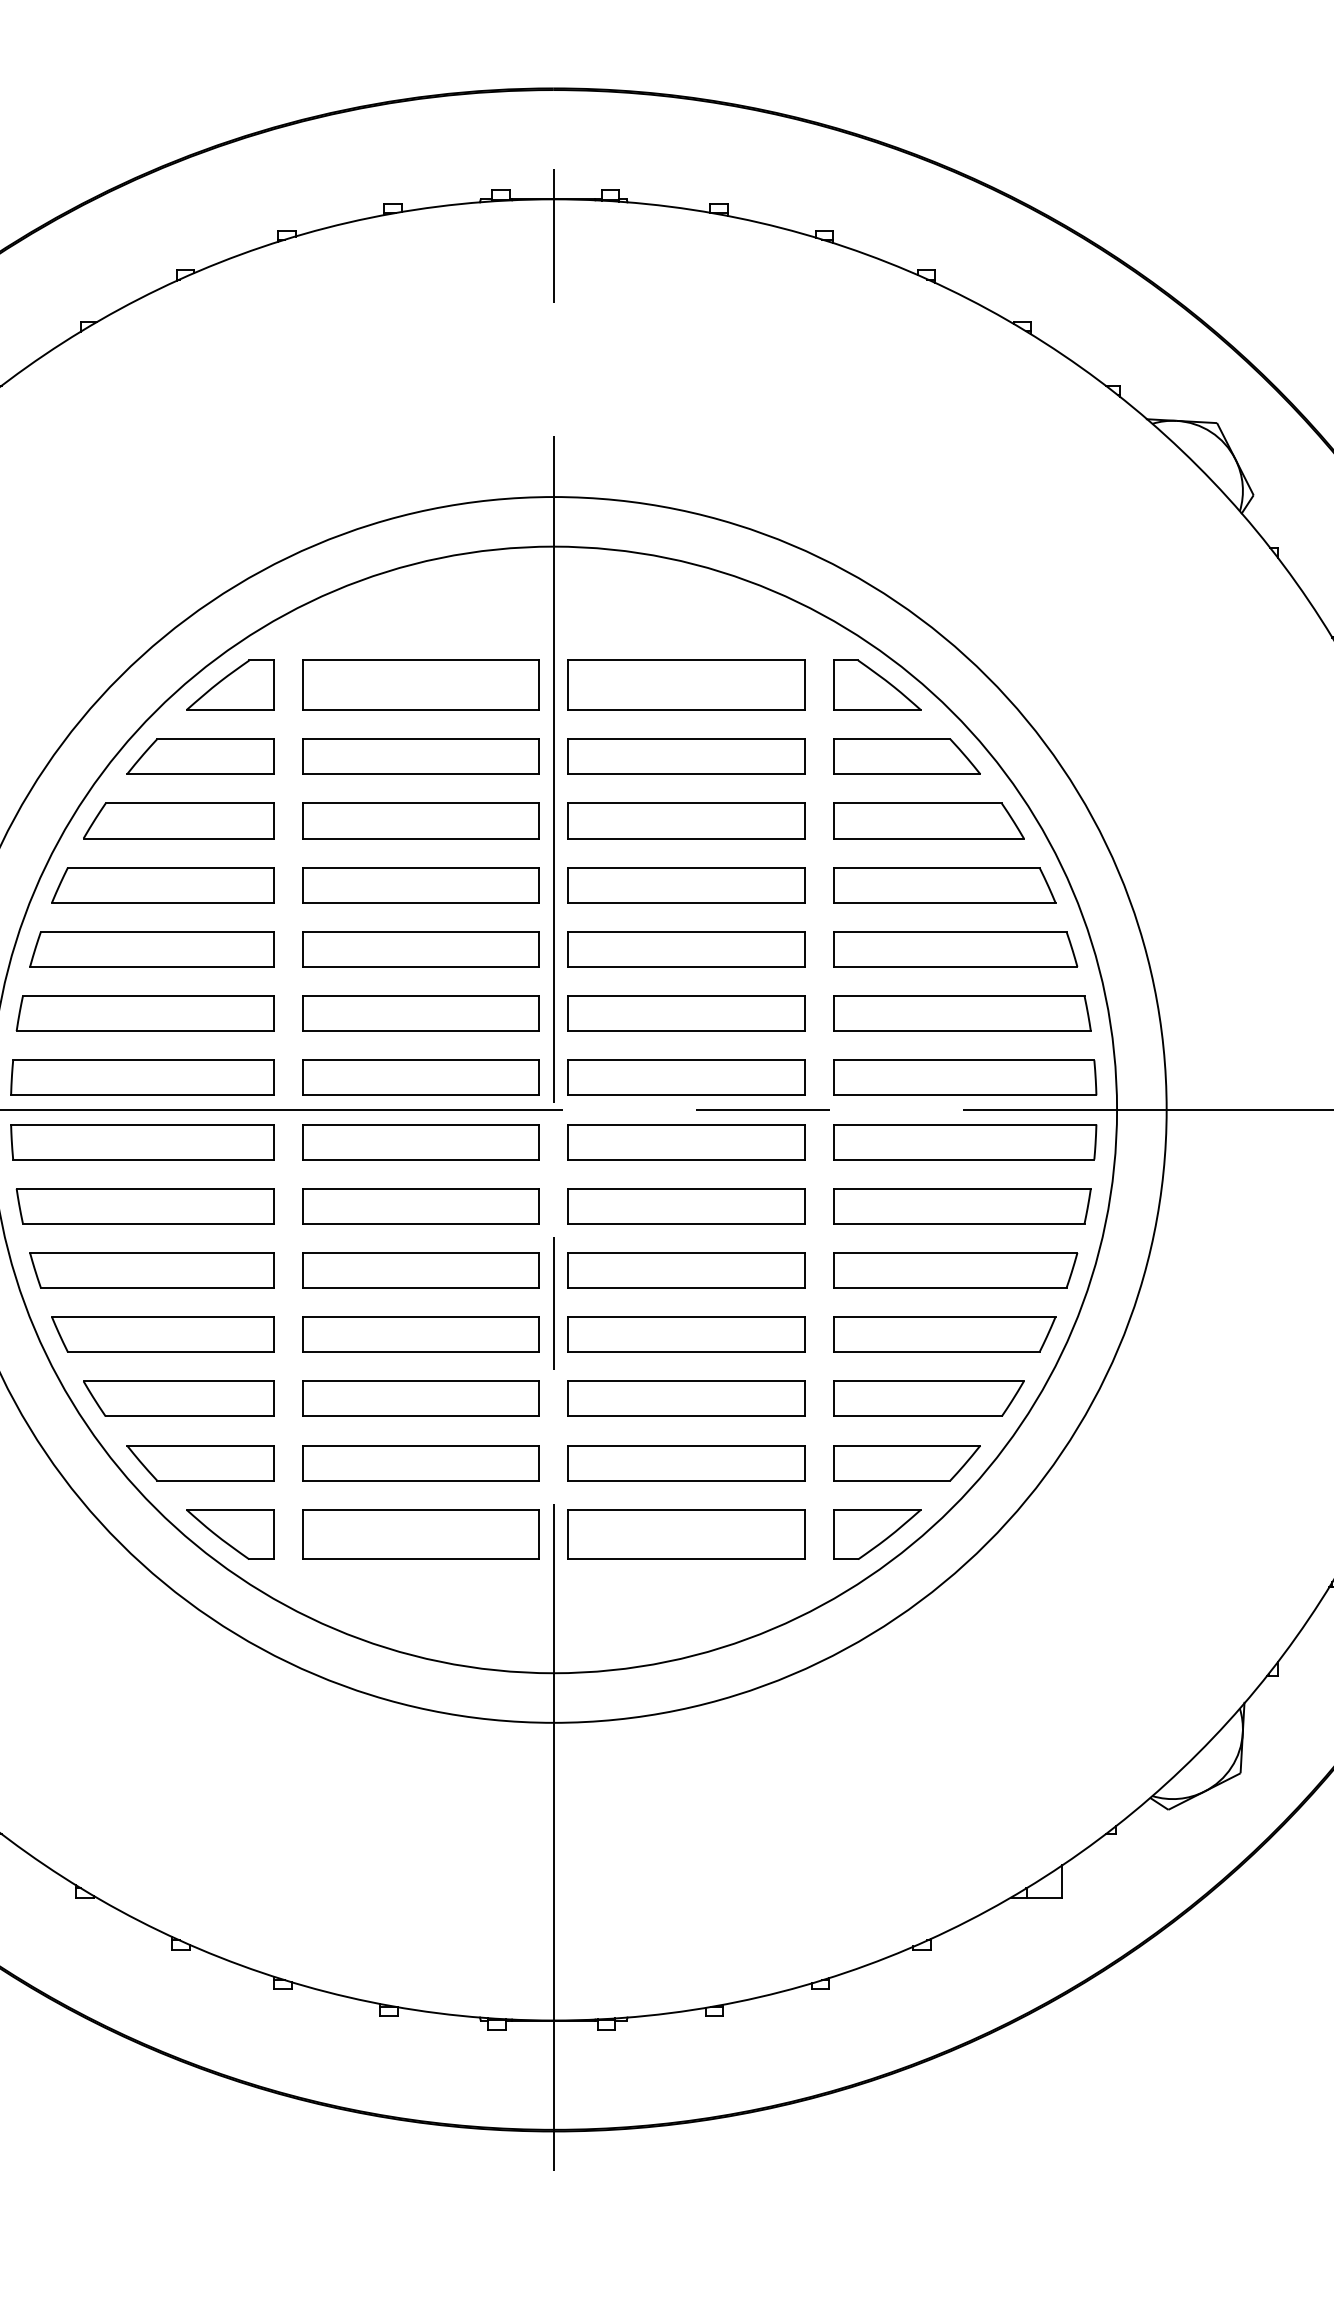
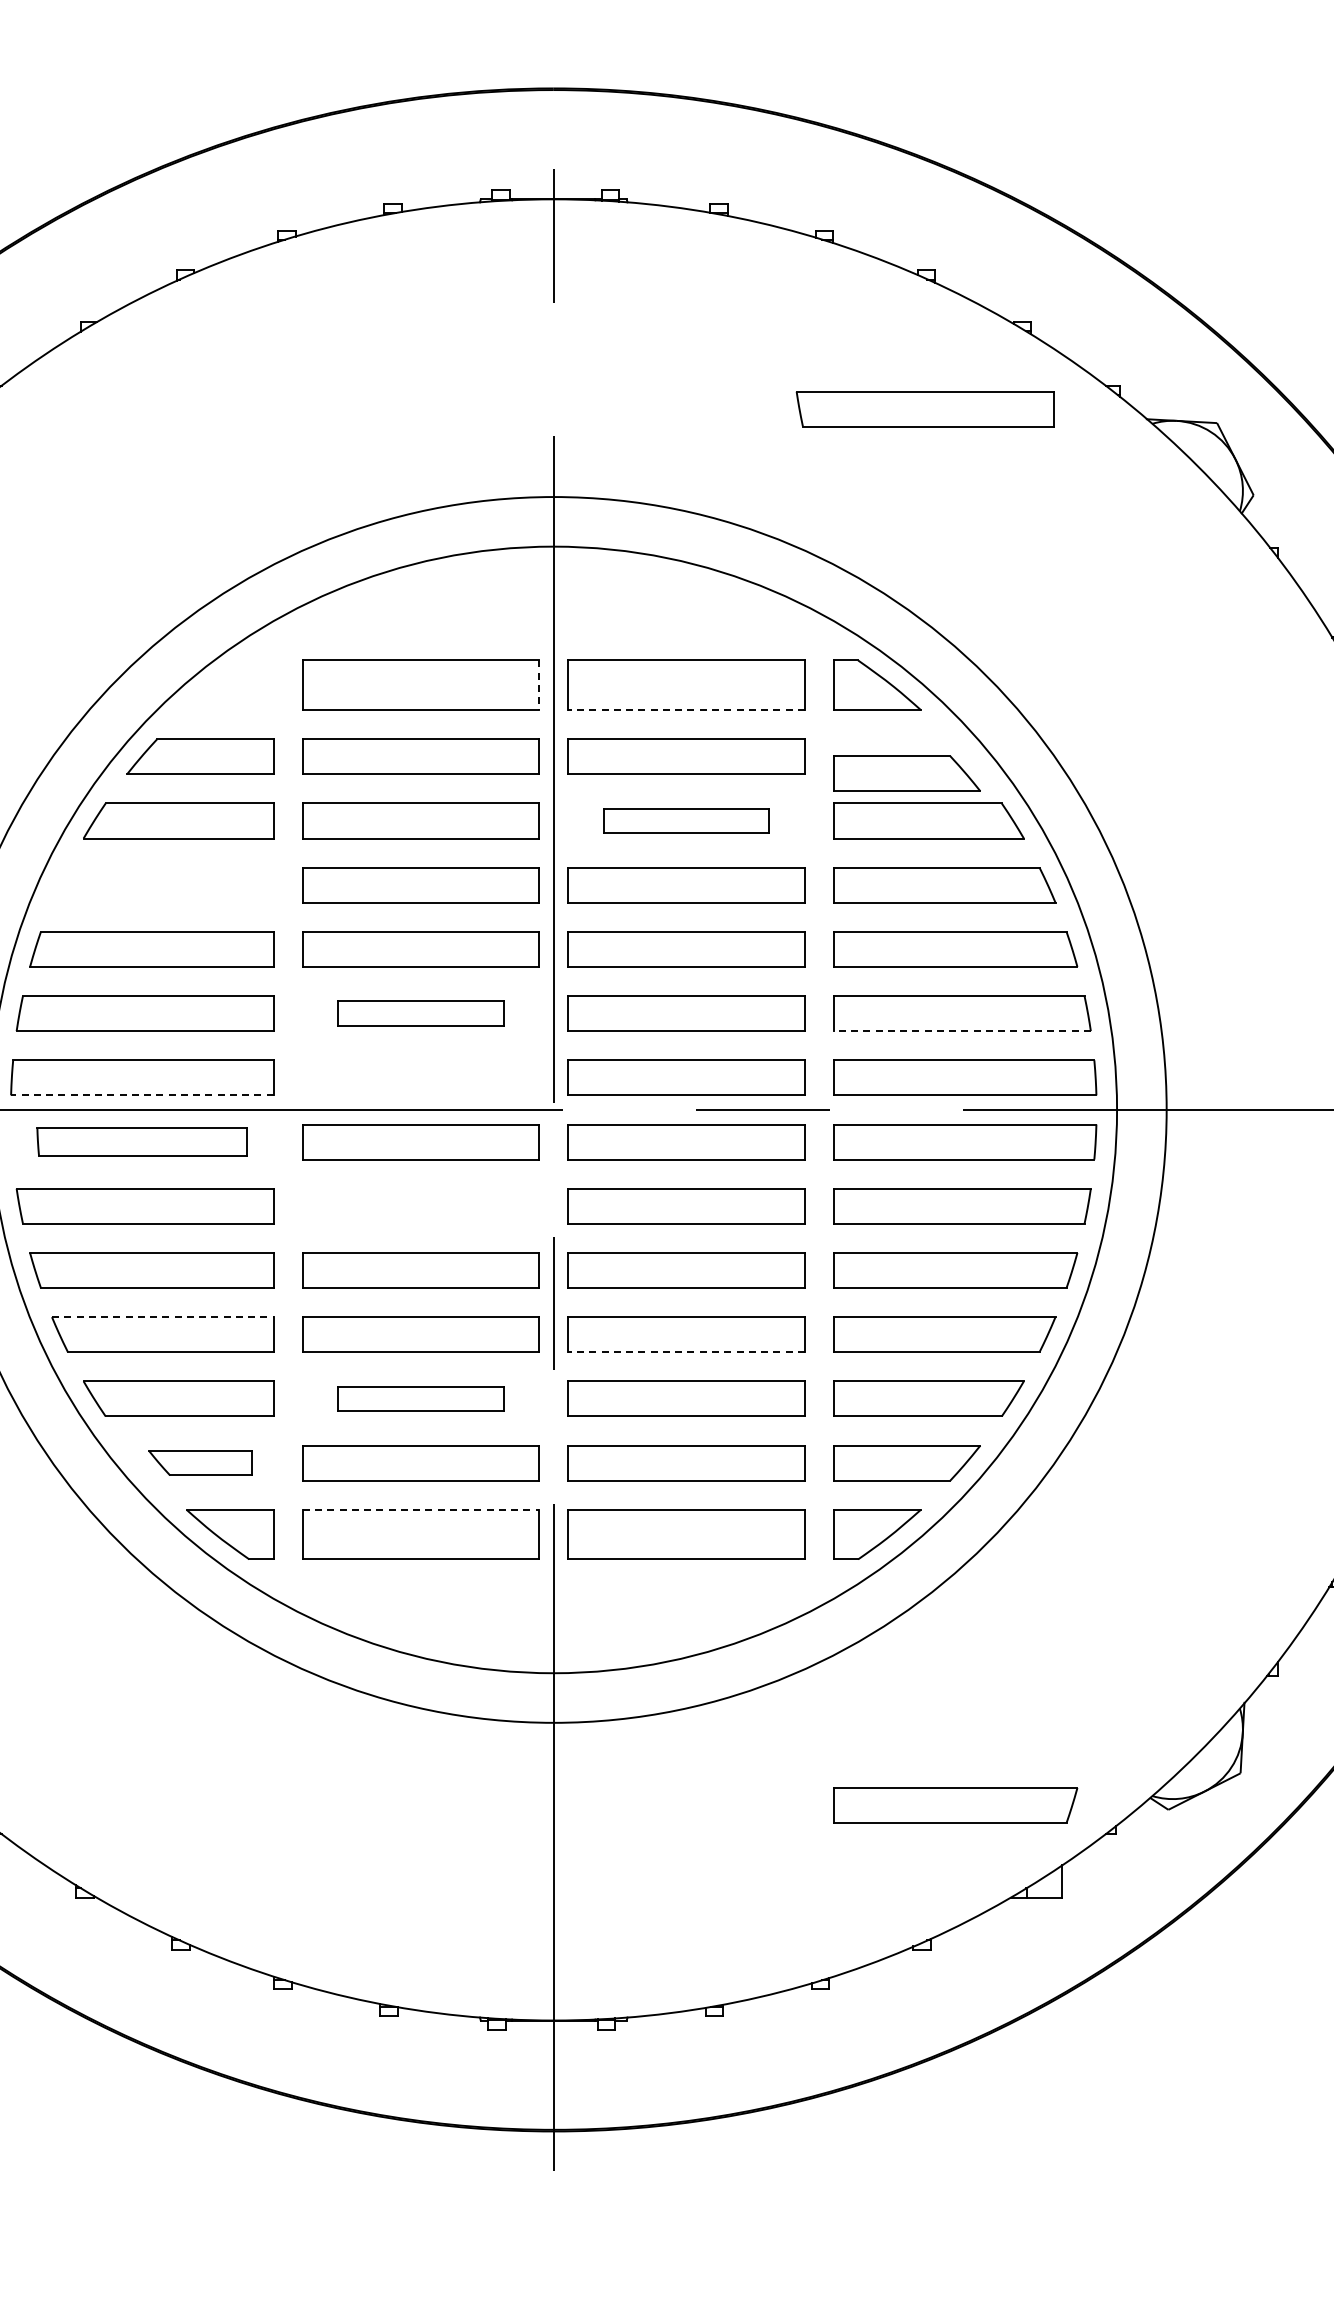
part: none -> present (924, 409)
part: present -> none (230, 684)
line: solid -> dashed (539, 685)
line: solid -> dashed (686, 710)
part position: (906, 756) -> (906, 773) (906, 773)
part size: 239x38 px -> 167x26 px (686, 820)
part: present -> none (162, 885)
part size: 238x37 px -> 168x27 px (420, 1013)
line: solid -> dashed (961, 1031)
part: present -> none (420, 1077)
line: solid -> dashed (141, 1095)
part size: 265x37 px -> 212x30 px (141, 1141)
part: present -> none (420, 1206)
line: solid -> dashed (162, 1317)
line: solid -> dashed (686, 1352)
part size: 238x37 px -> 168x26 px (420, 1398)
part size: 149x37 px -> 105x26 px (200, 1462)
line: solid -> dashed (421, 1509)
part: none -> present (955, 1805)
